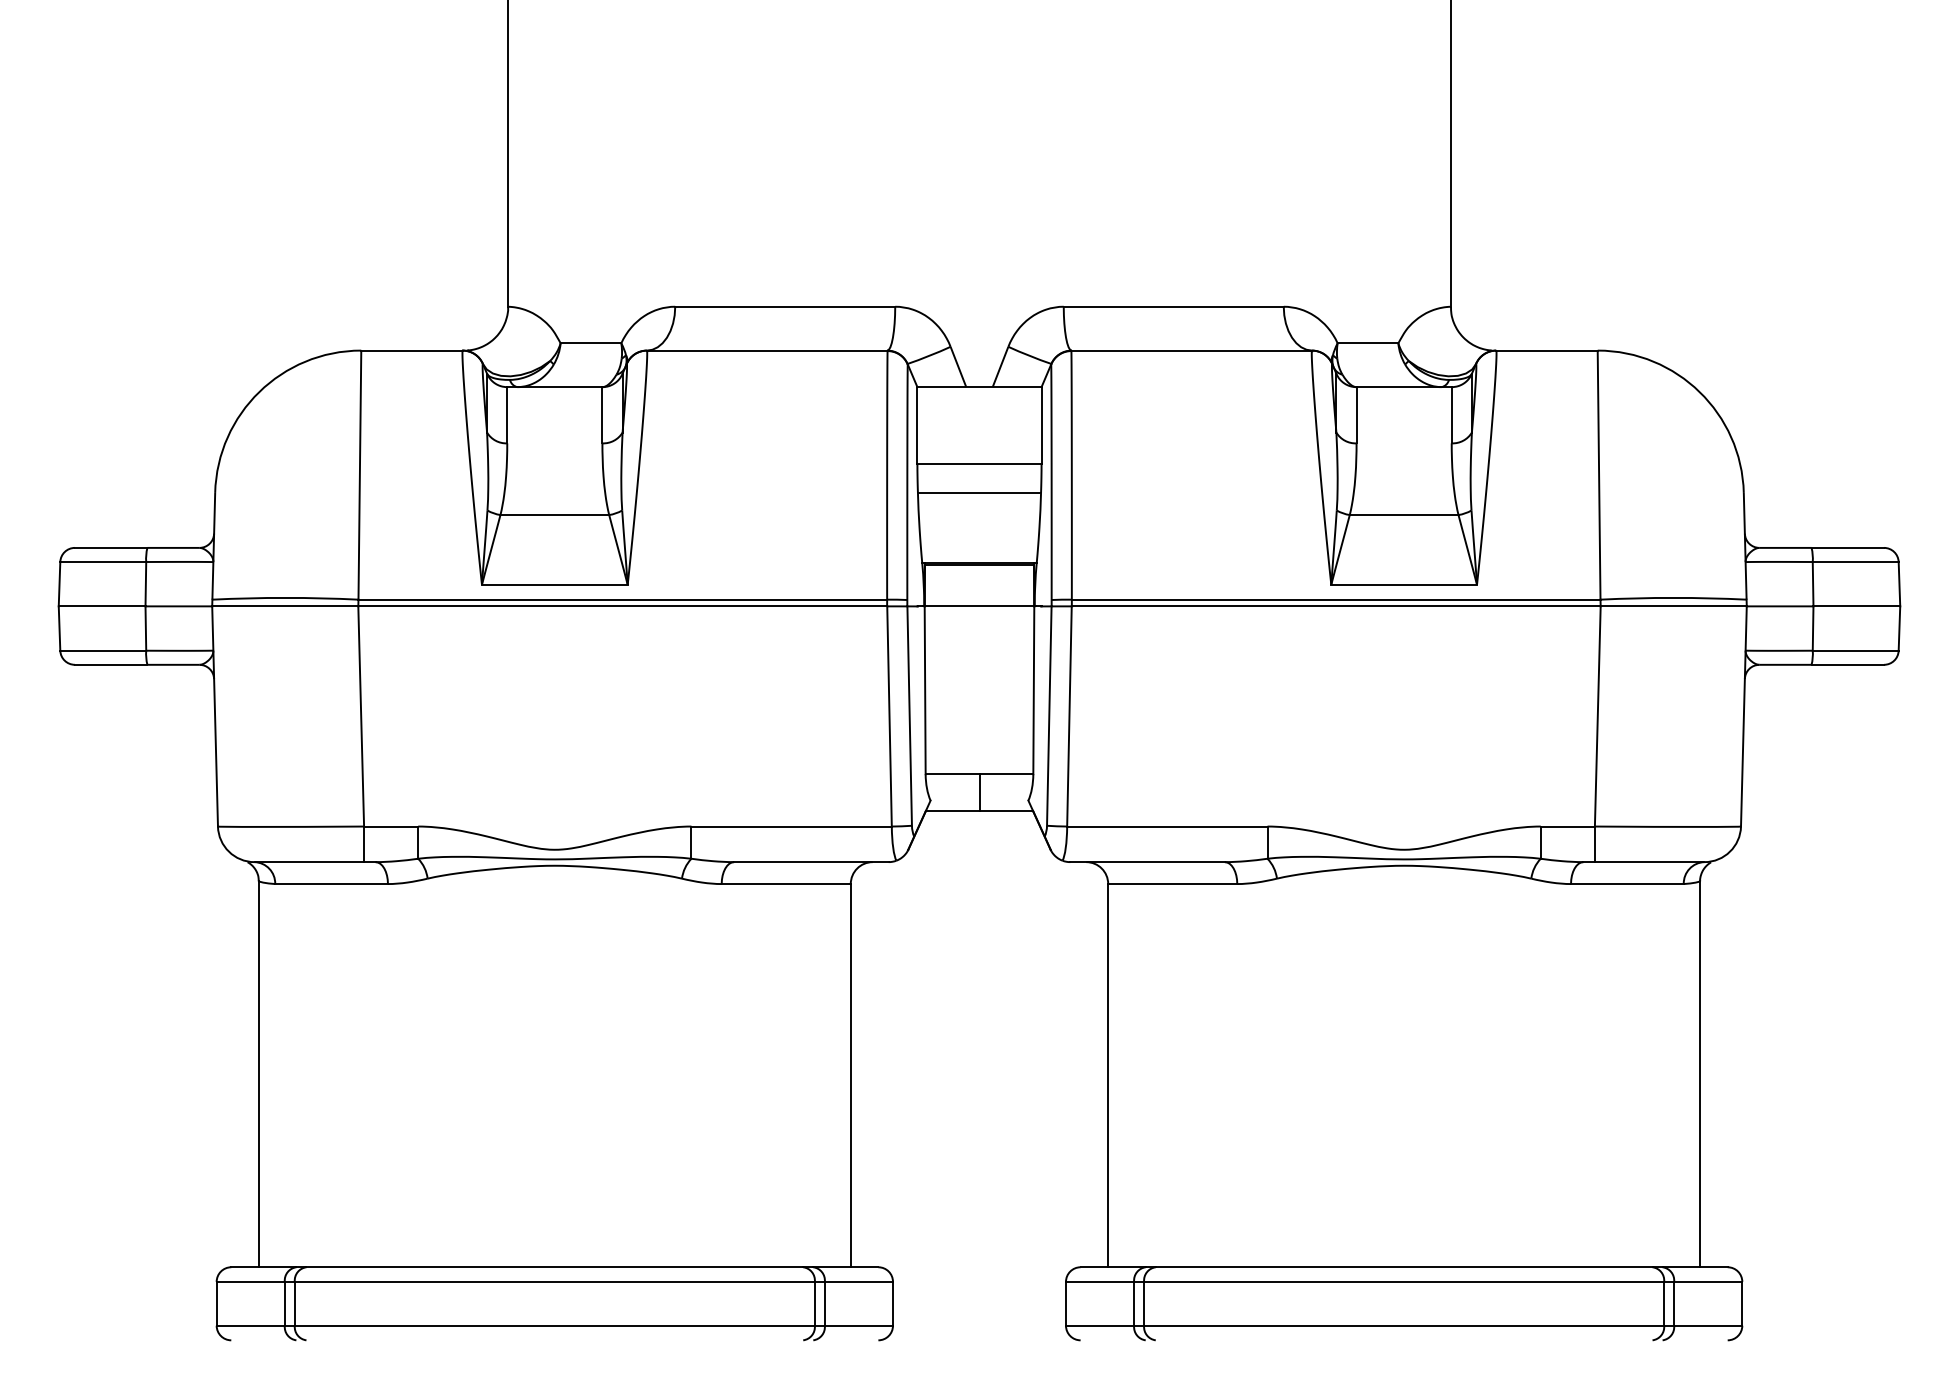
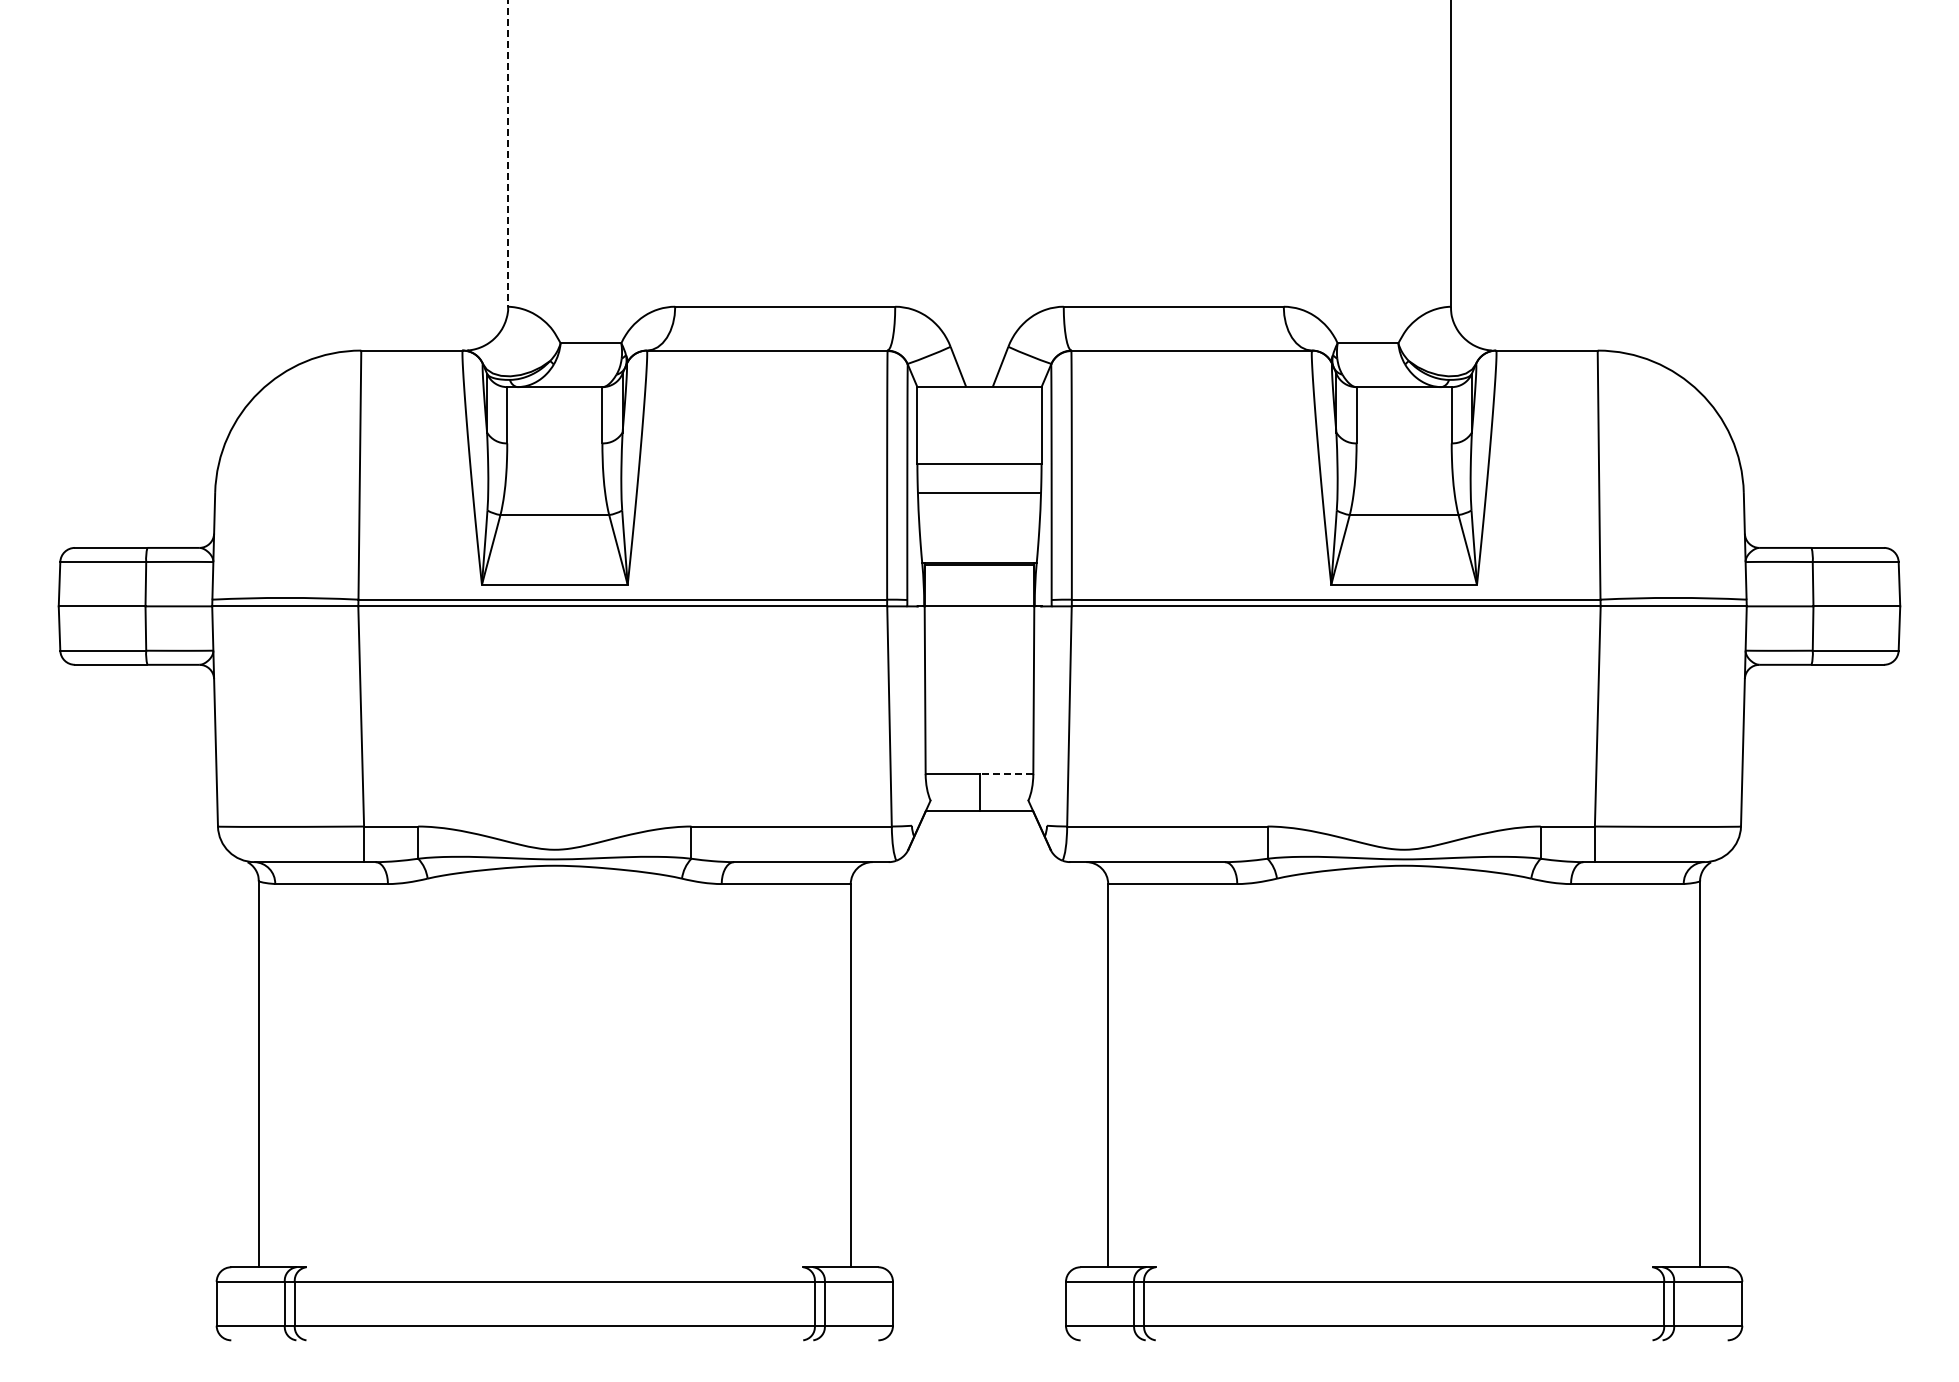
line: solid -> dashed (508, 153)
line: present -> none (909, 715)
line: present -> none (1049, 715)
line: solid -> dashed (1006, 774)
line: present -> none (554, 1267)
line: present -> none (1403, 1267)
